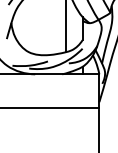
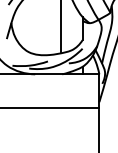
line position: (65, 27) -> (60, 27) (60, 27)
